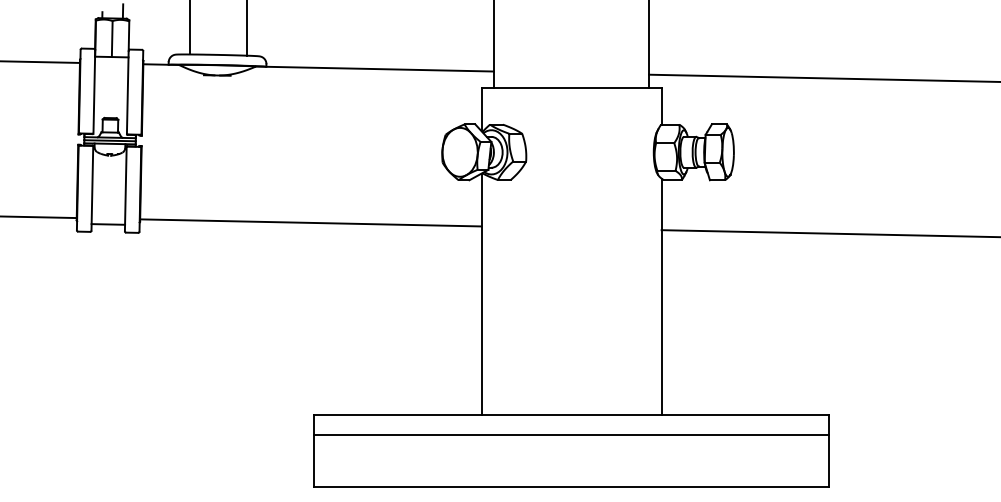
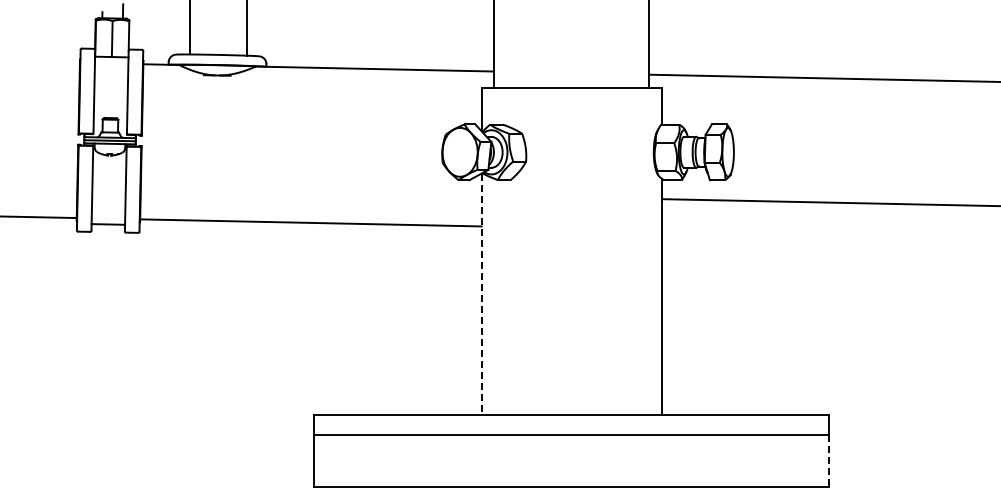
line: present -> none (40, 61)
line position: (829, 233) -> (829, 202) (829, 202)
line: solid -> dashed (481, 294)
line: solid -> dashed (828, 461)
